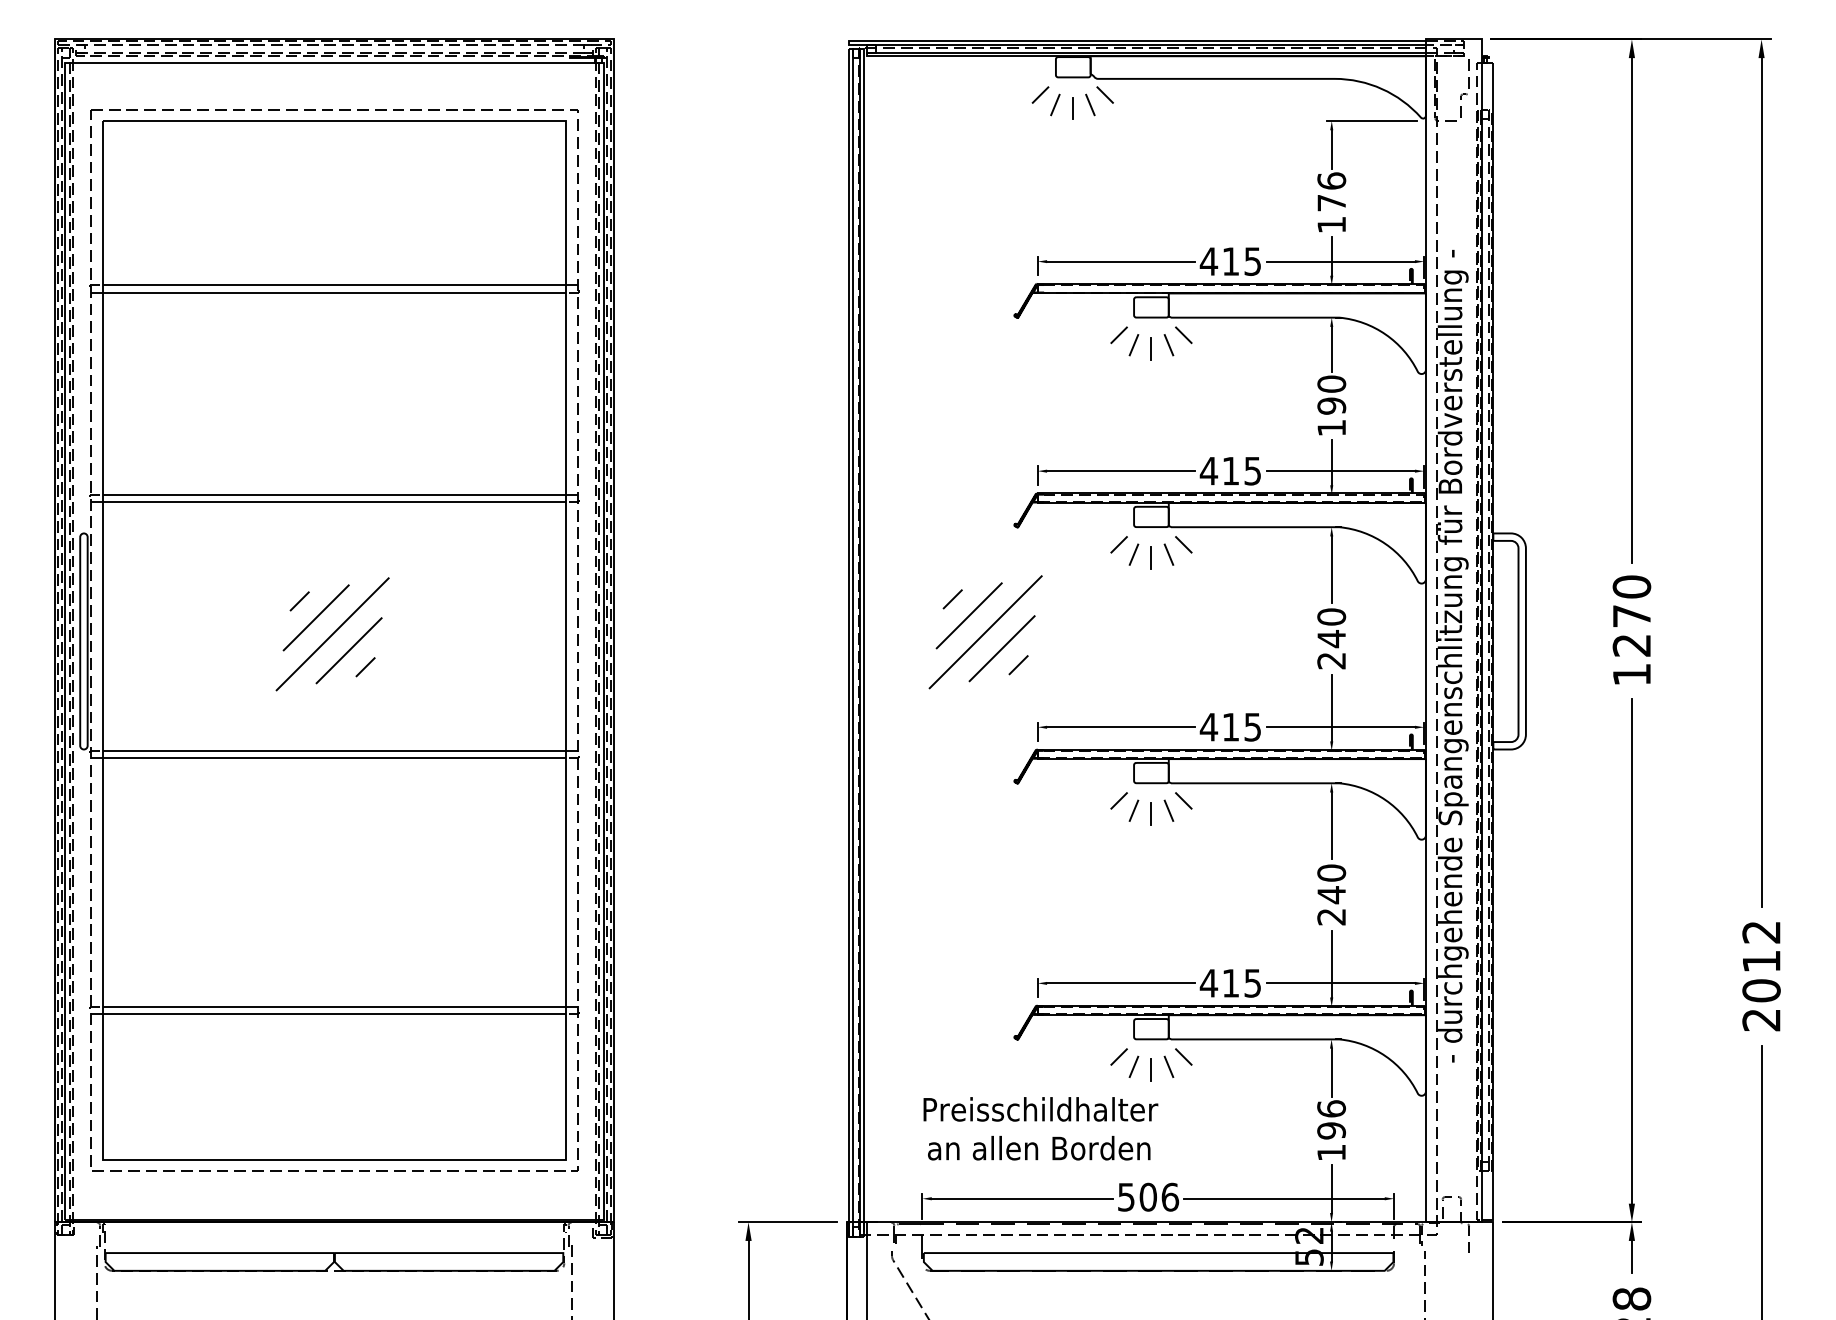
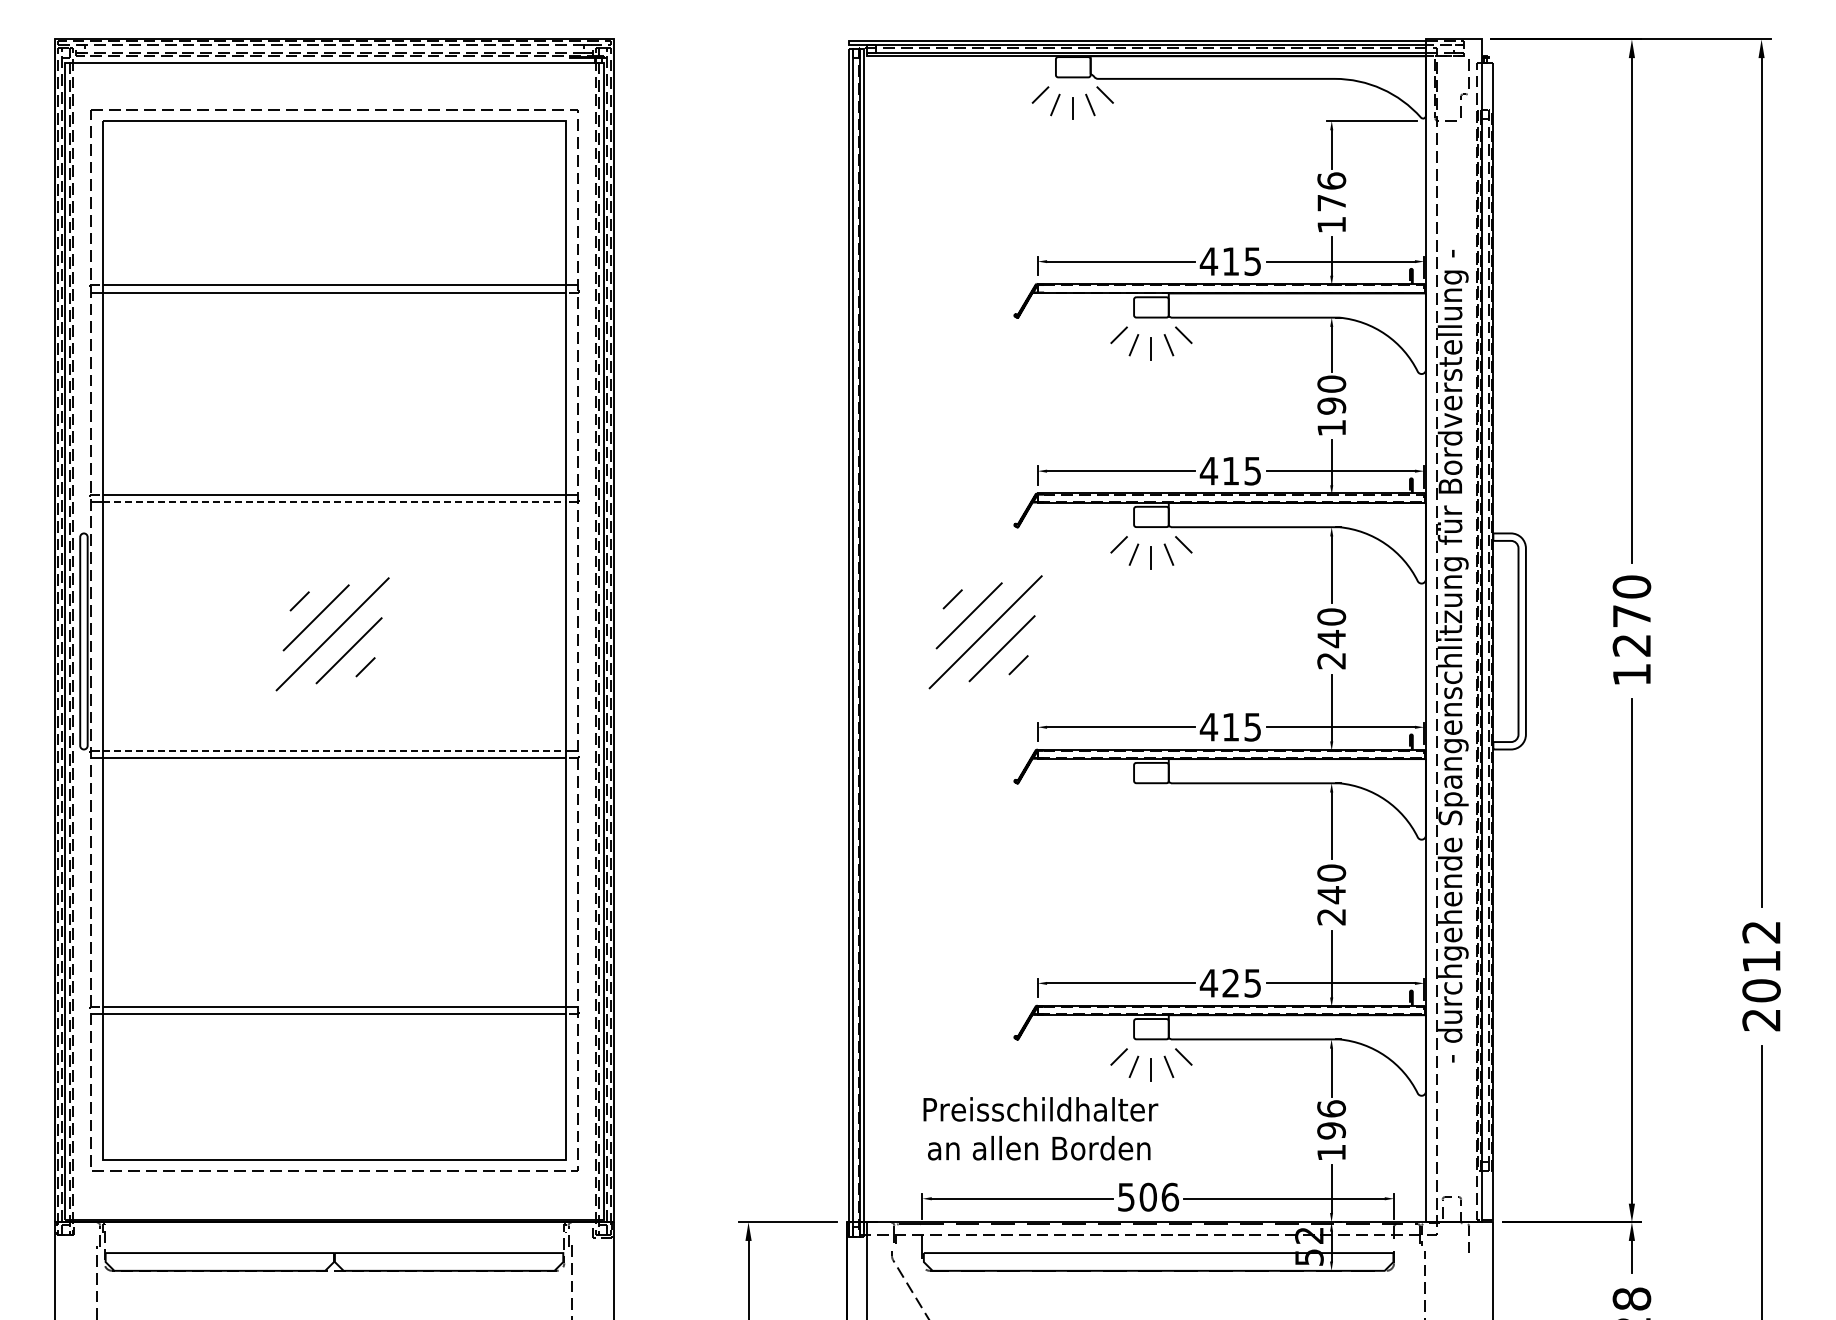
line: solid -> dashed (334, 502)
line: solid -> dashed (334, 750)
part: present -> none (1151, 808)
text: 415 -> 425 (1230, 983)
